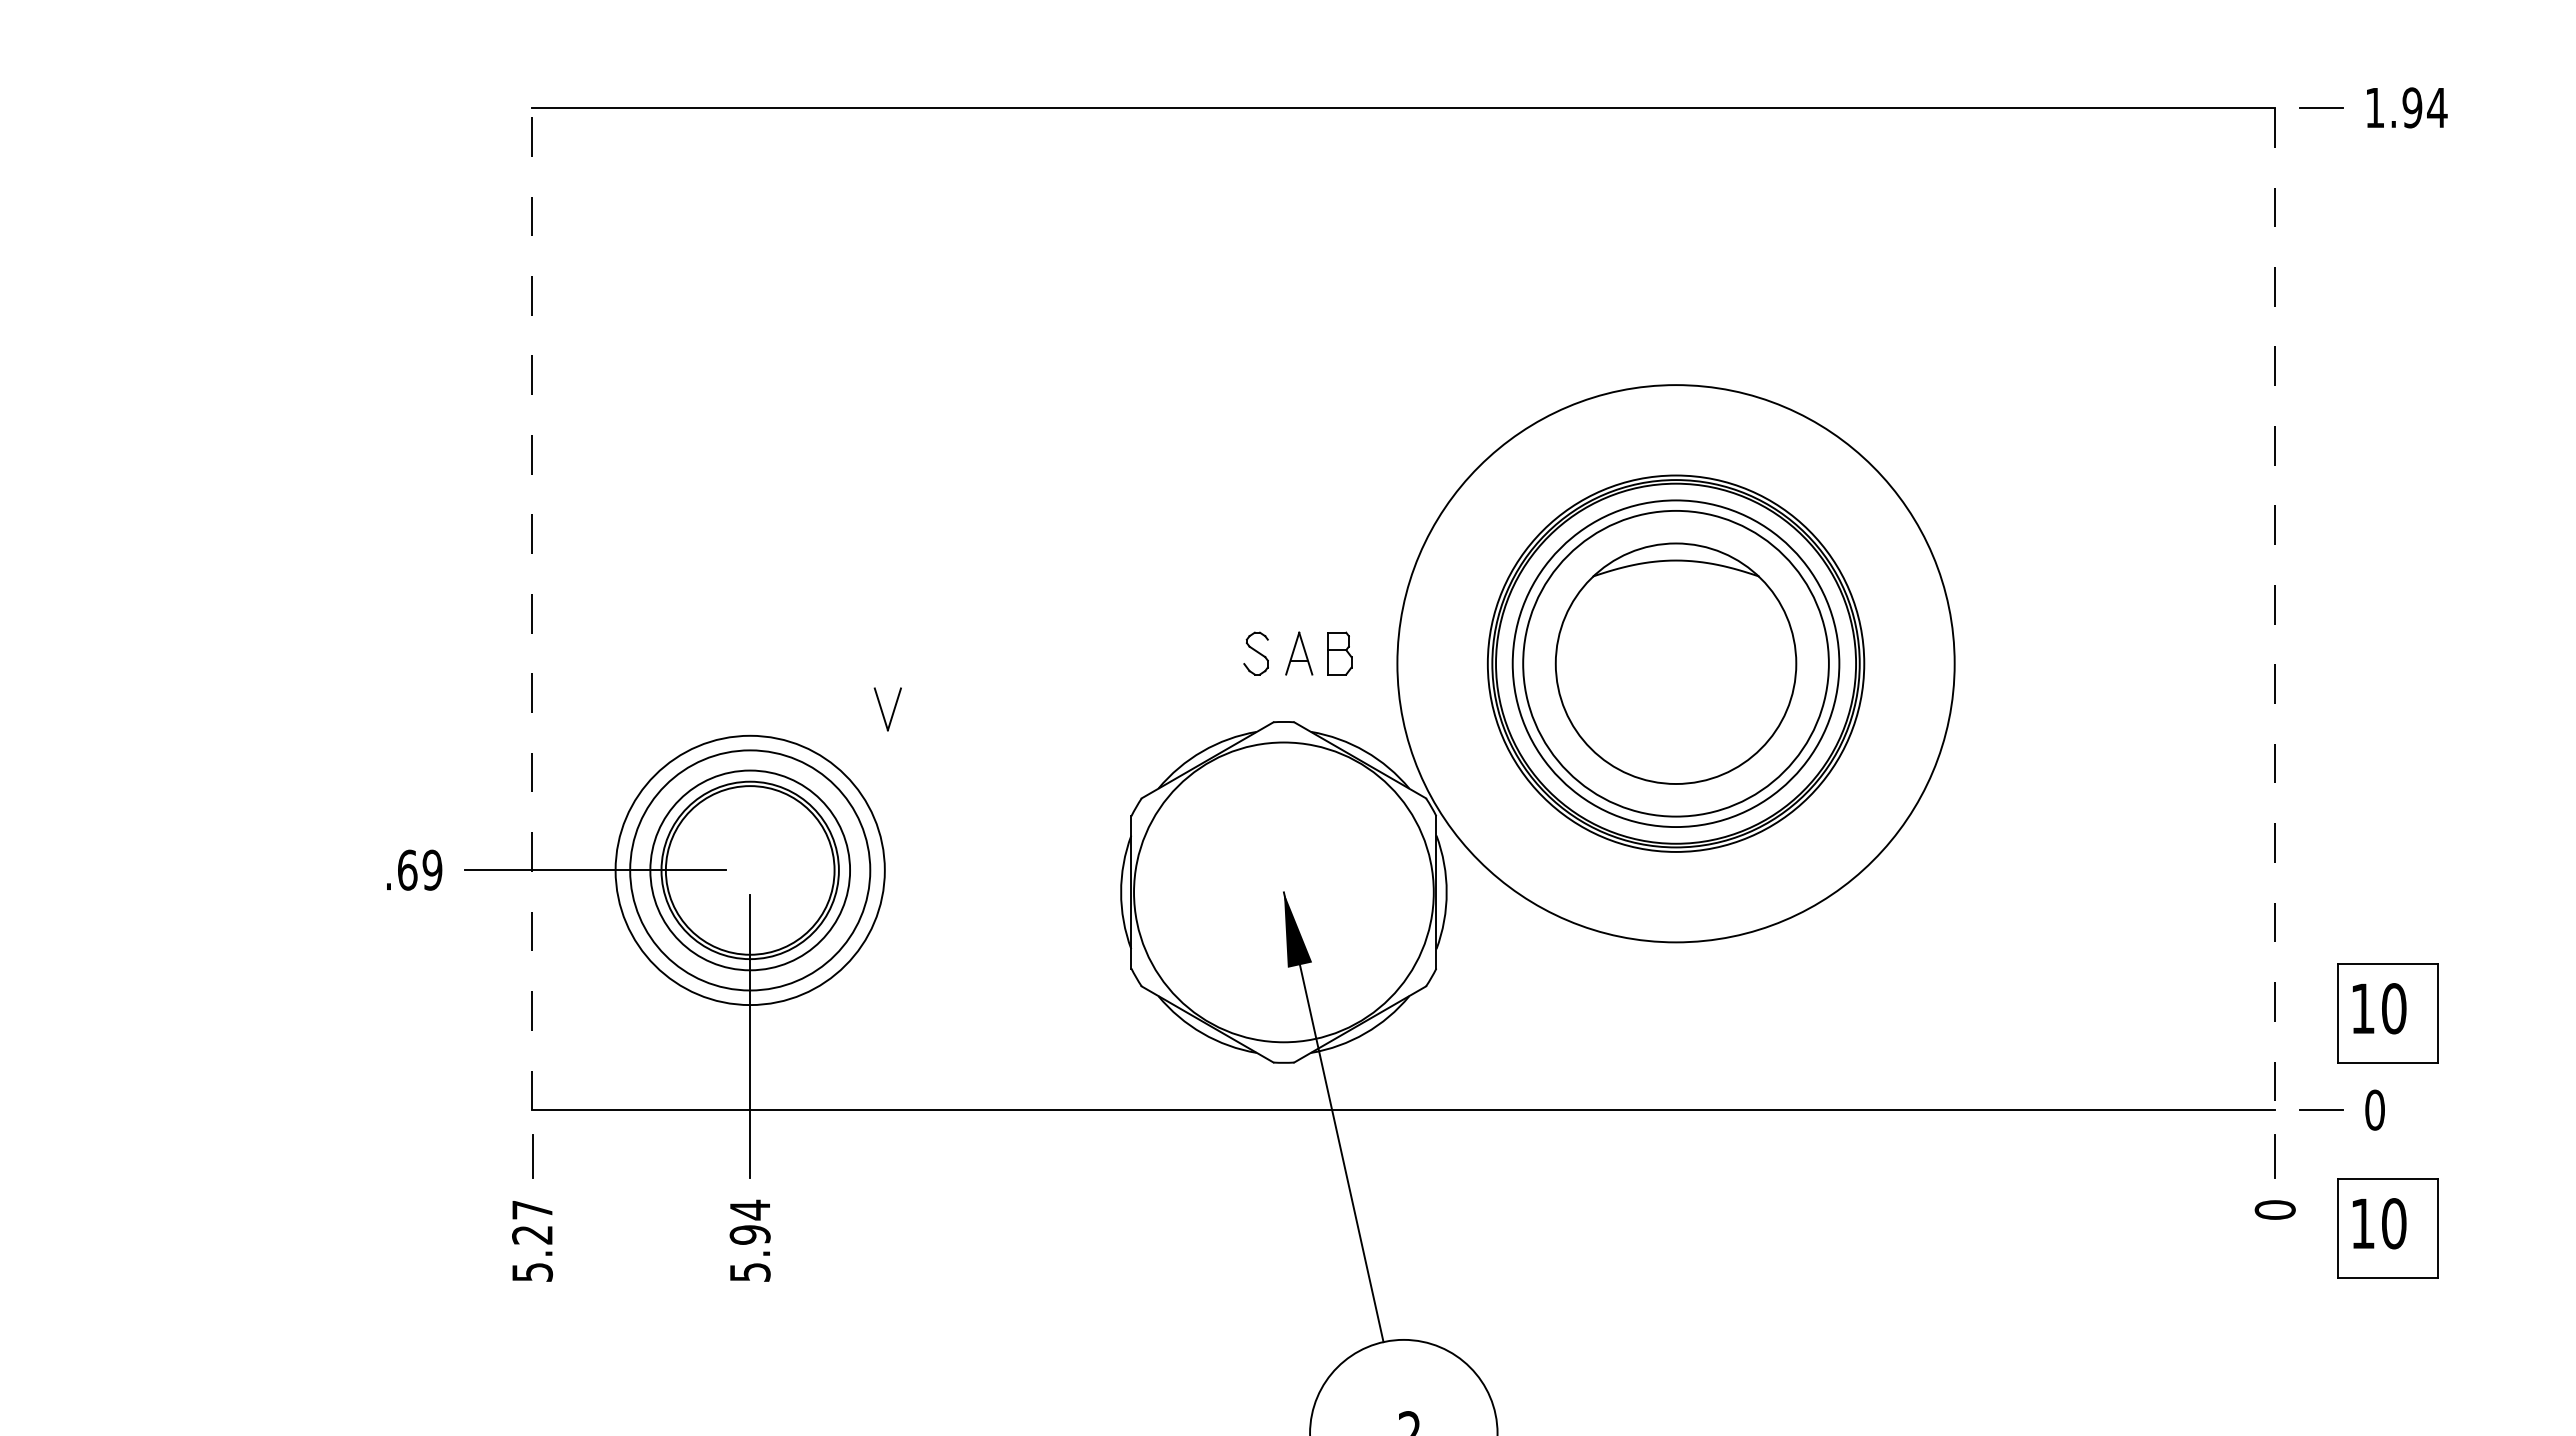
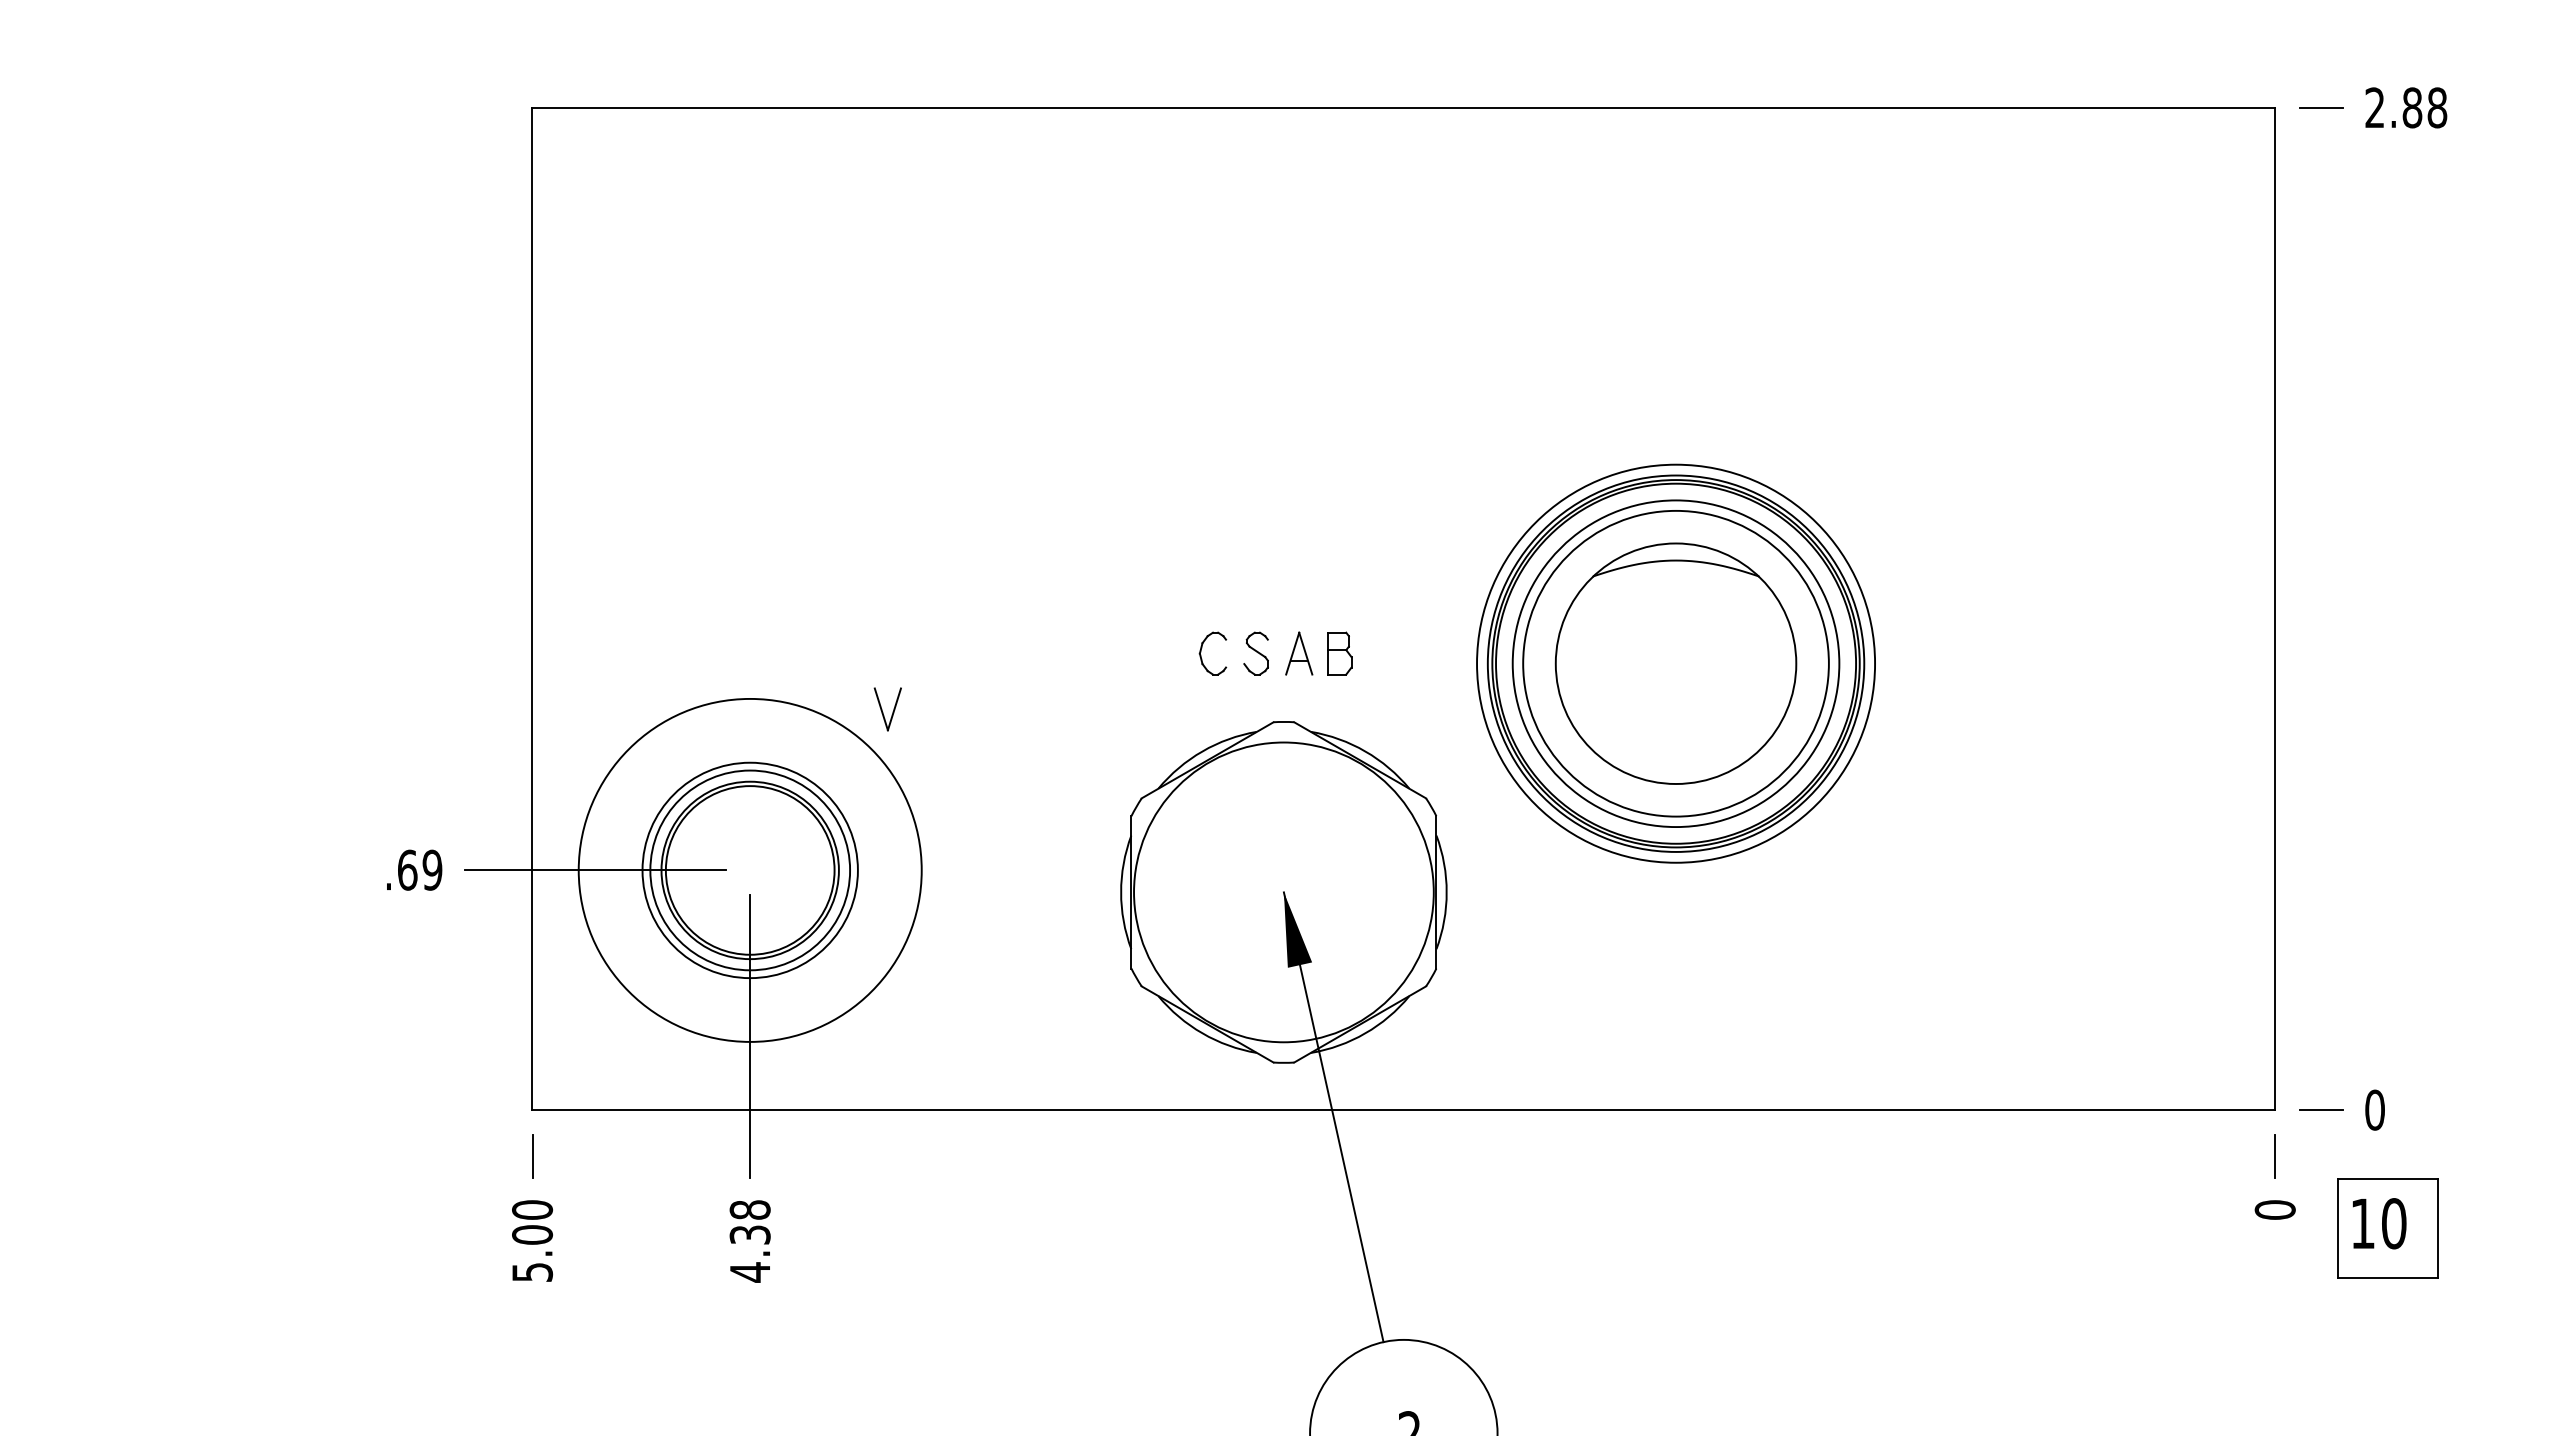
text: 1.94 -> 2.88 (2406, 107)
line: dashed -> solid (532, 608)
line: dashed -> solid (2275, 609)
part: none -> present (1201, 652)
circle diameter: 557 px -> 398 px (1676, 663)
circle diameter: 269 px -> 215 px (749, 870)
circle diameter: 240 px -> 343 px (749, 869)
part: present -> none (2387, 1013)
text: 5.27 -> 5.00 (532, 1222)
text: 5.94 -> 4.38 (749, 1240)
